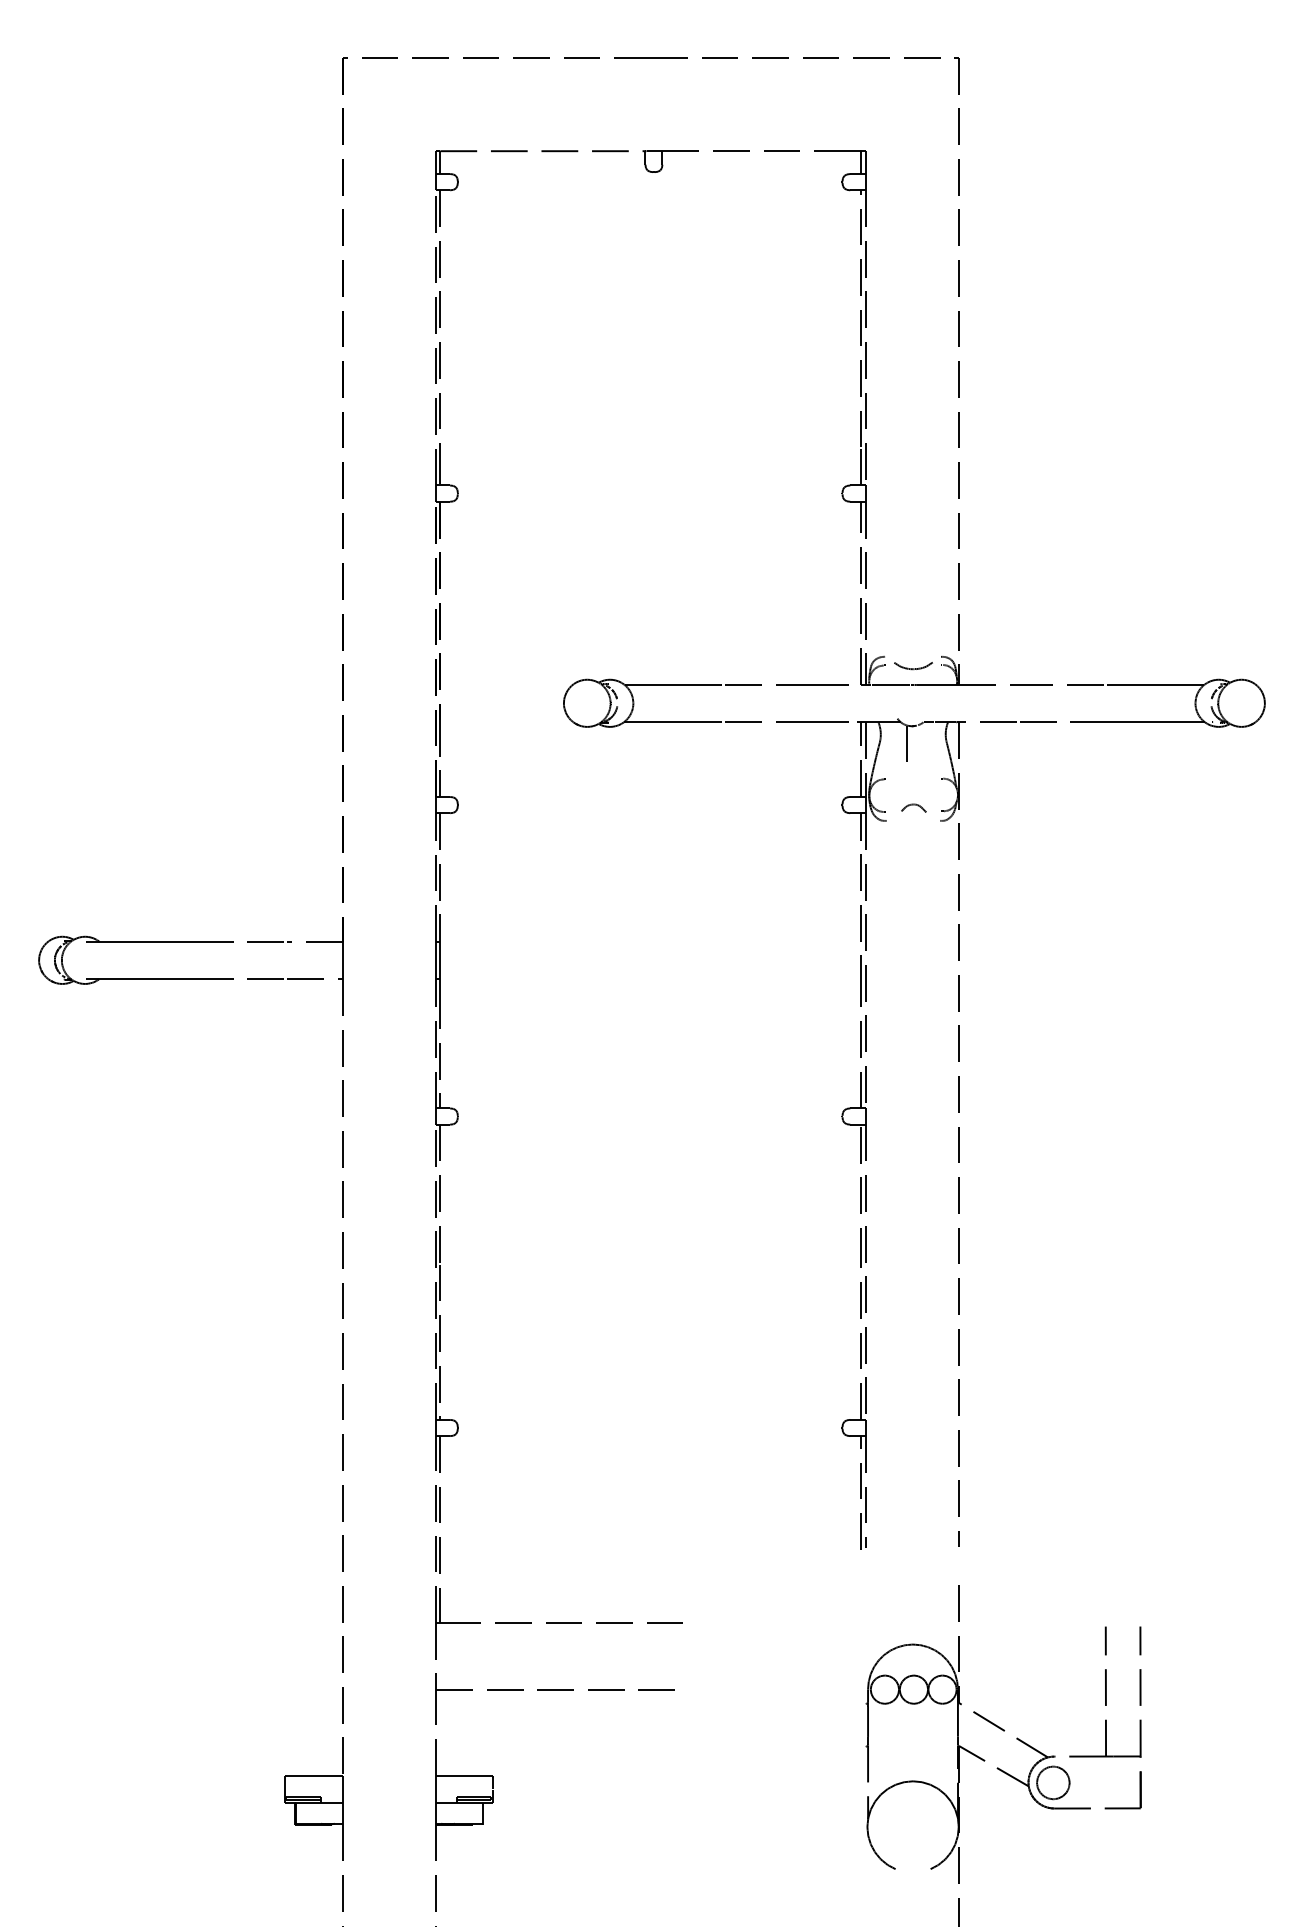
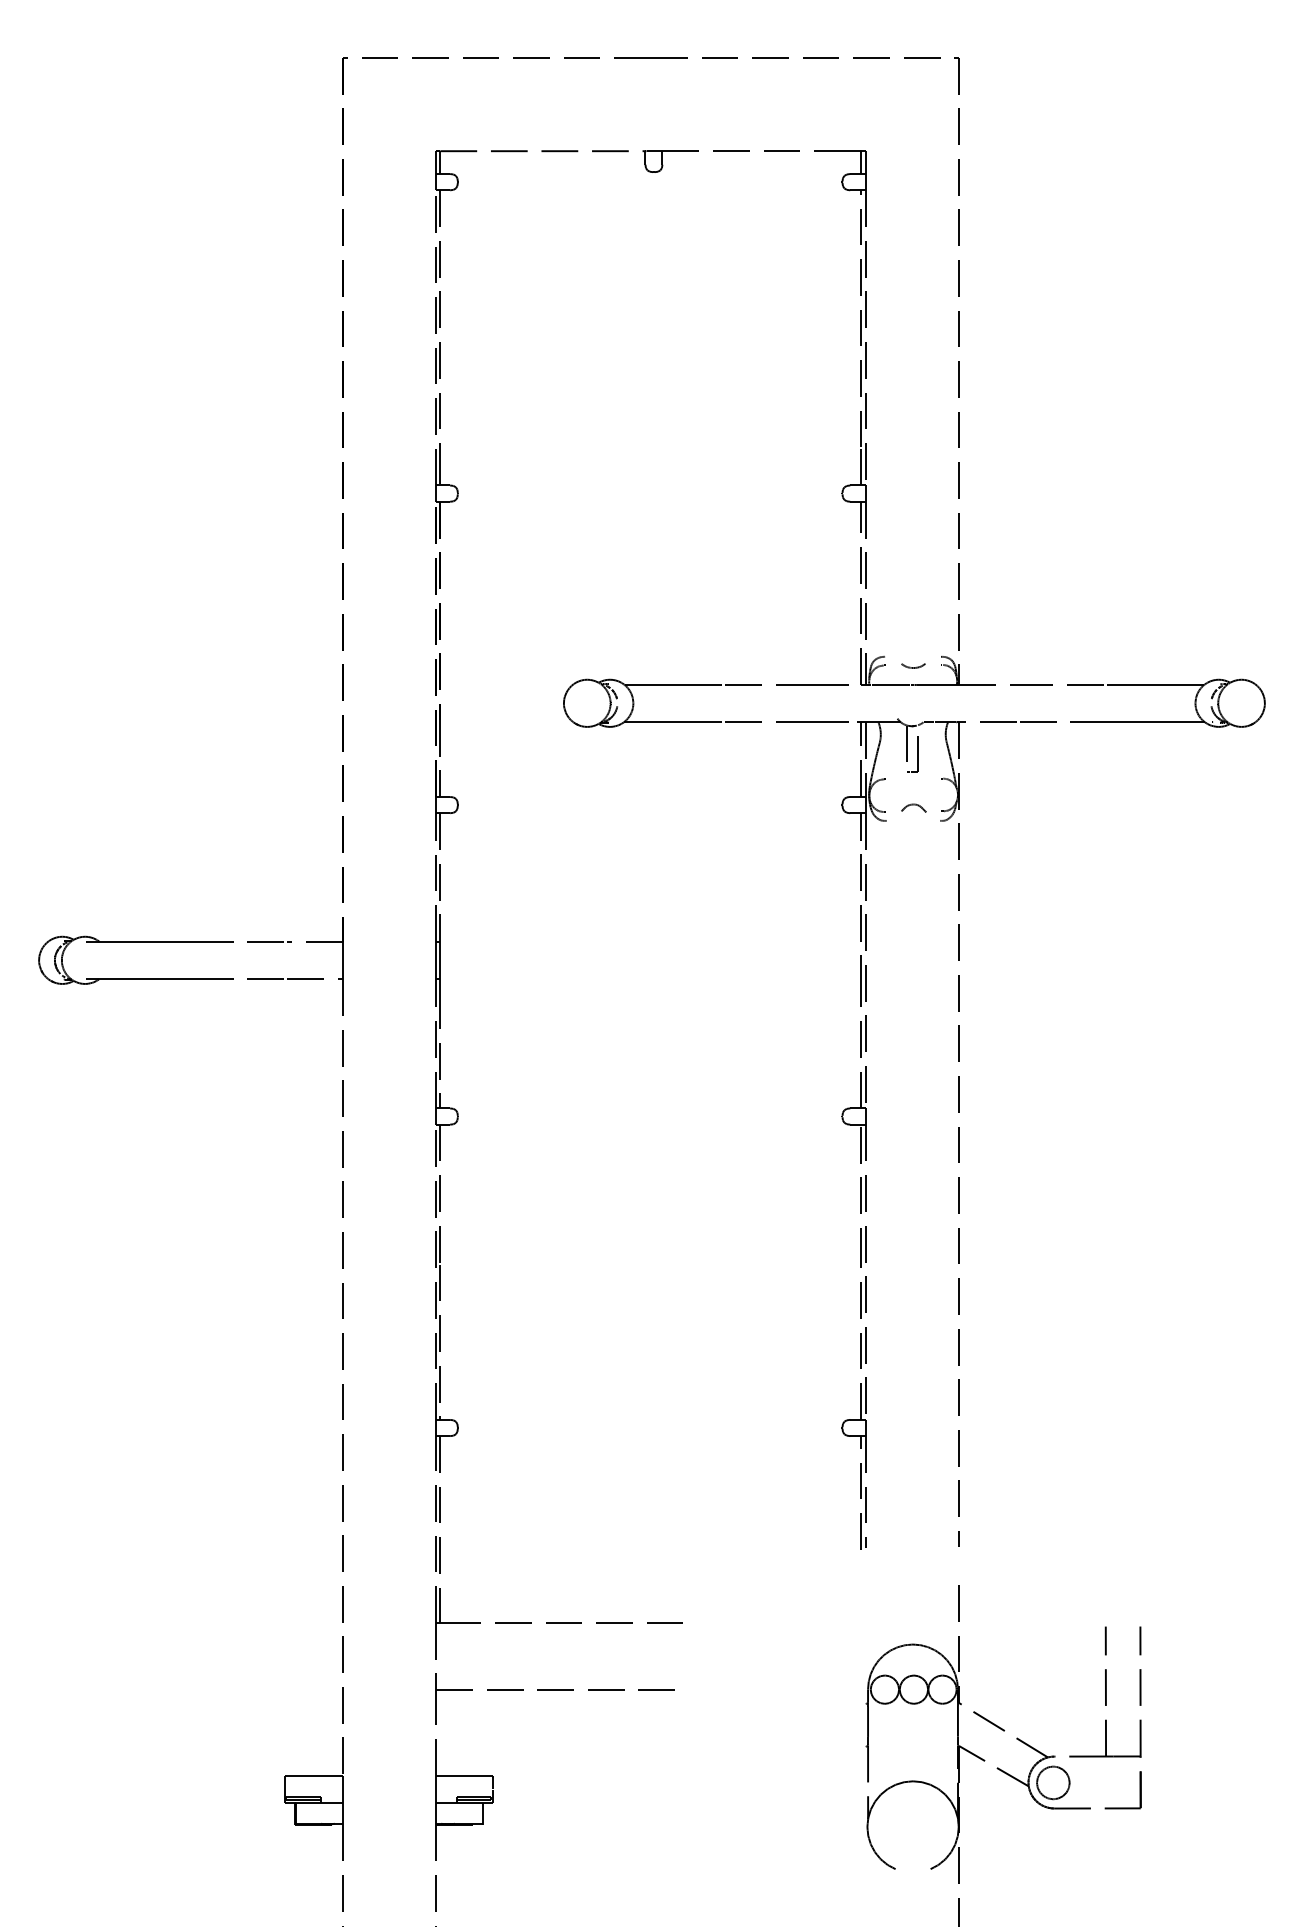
part size: 39x9 px -> 25x6 px (913, 665)
part: none -> present (912, 754)
